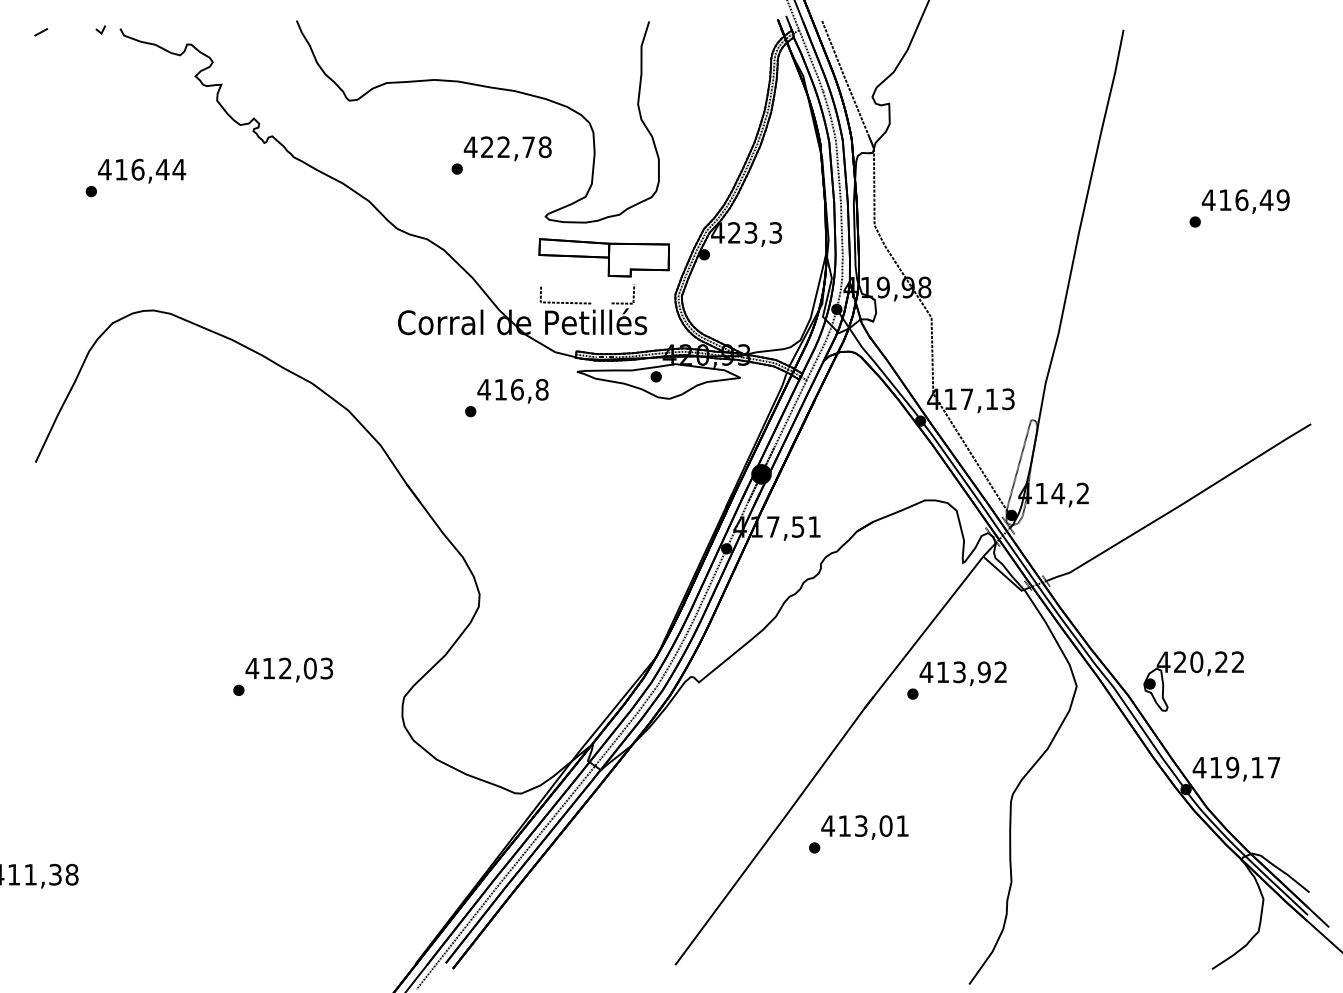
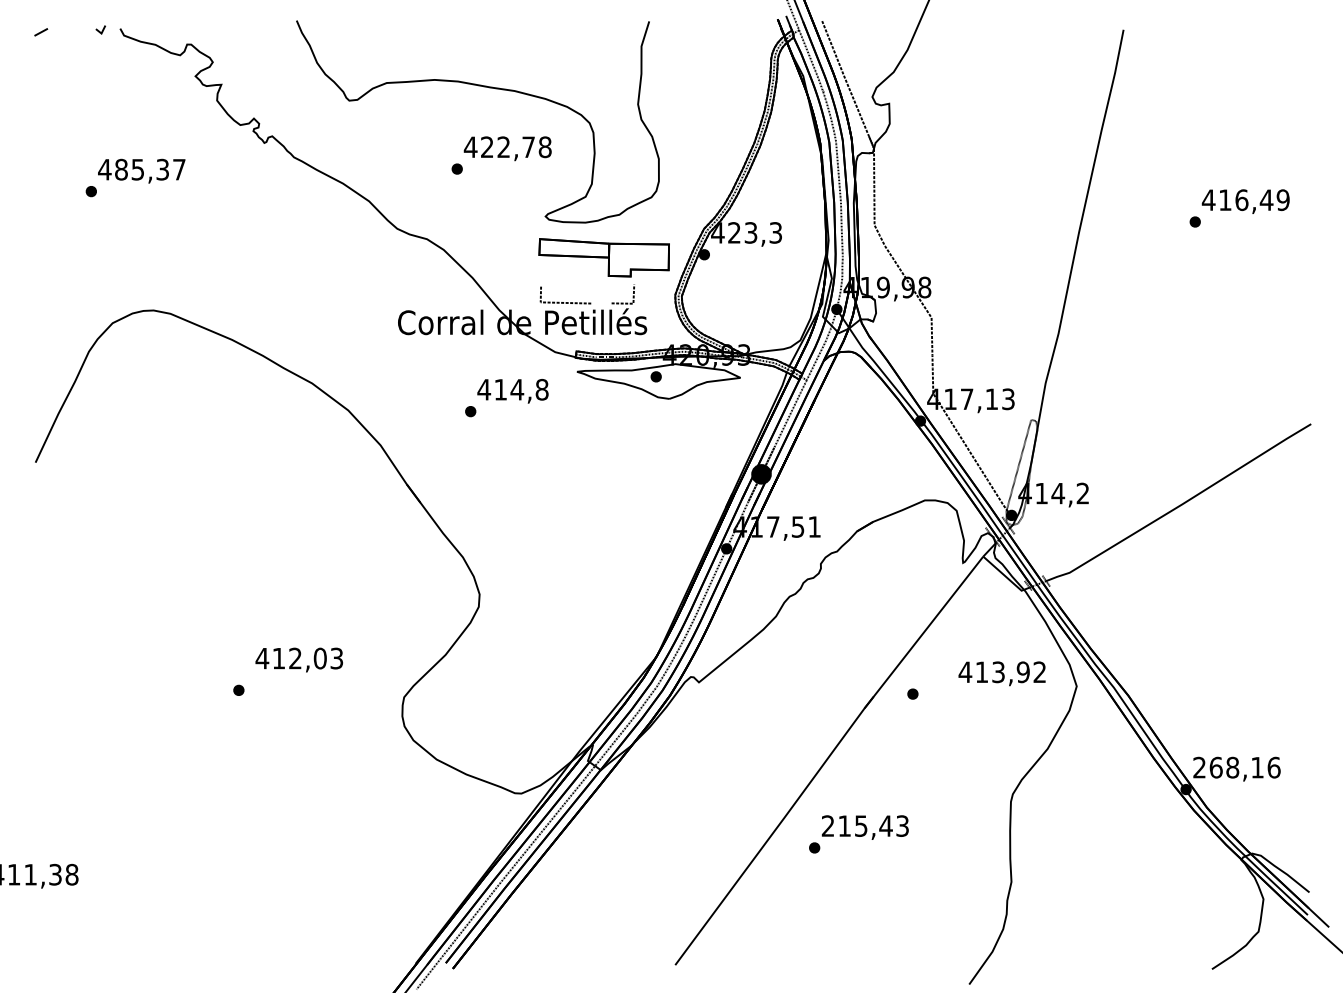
text: 416,44 -> 485,37 (150, 169)
text: 416,8 -> 414,8 (517, 389)
text position: (288, 669) -> (298, 659) (298, 659)
text position: (962, 673) -> (1001, 673) (1001, 673)
part: present -> none (1196, 673)
text: 419,17 -> 268,16 (1236, 767)
text: 413,01 -> 215,43 (864, 825)
